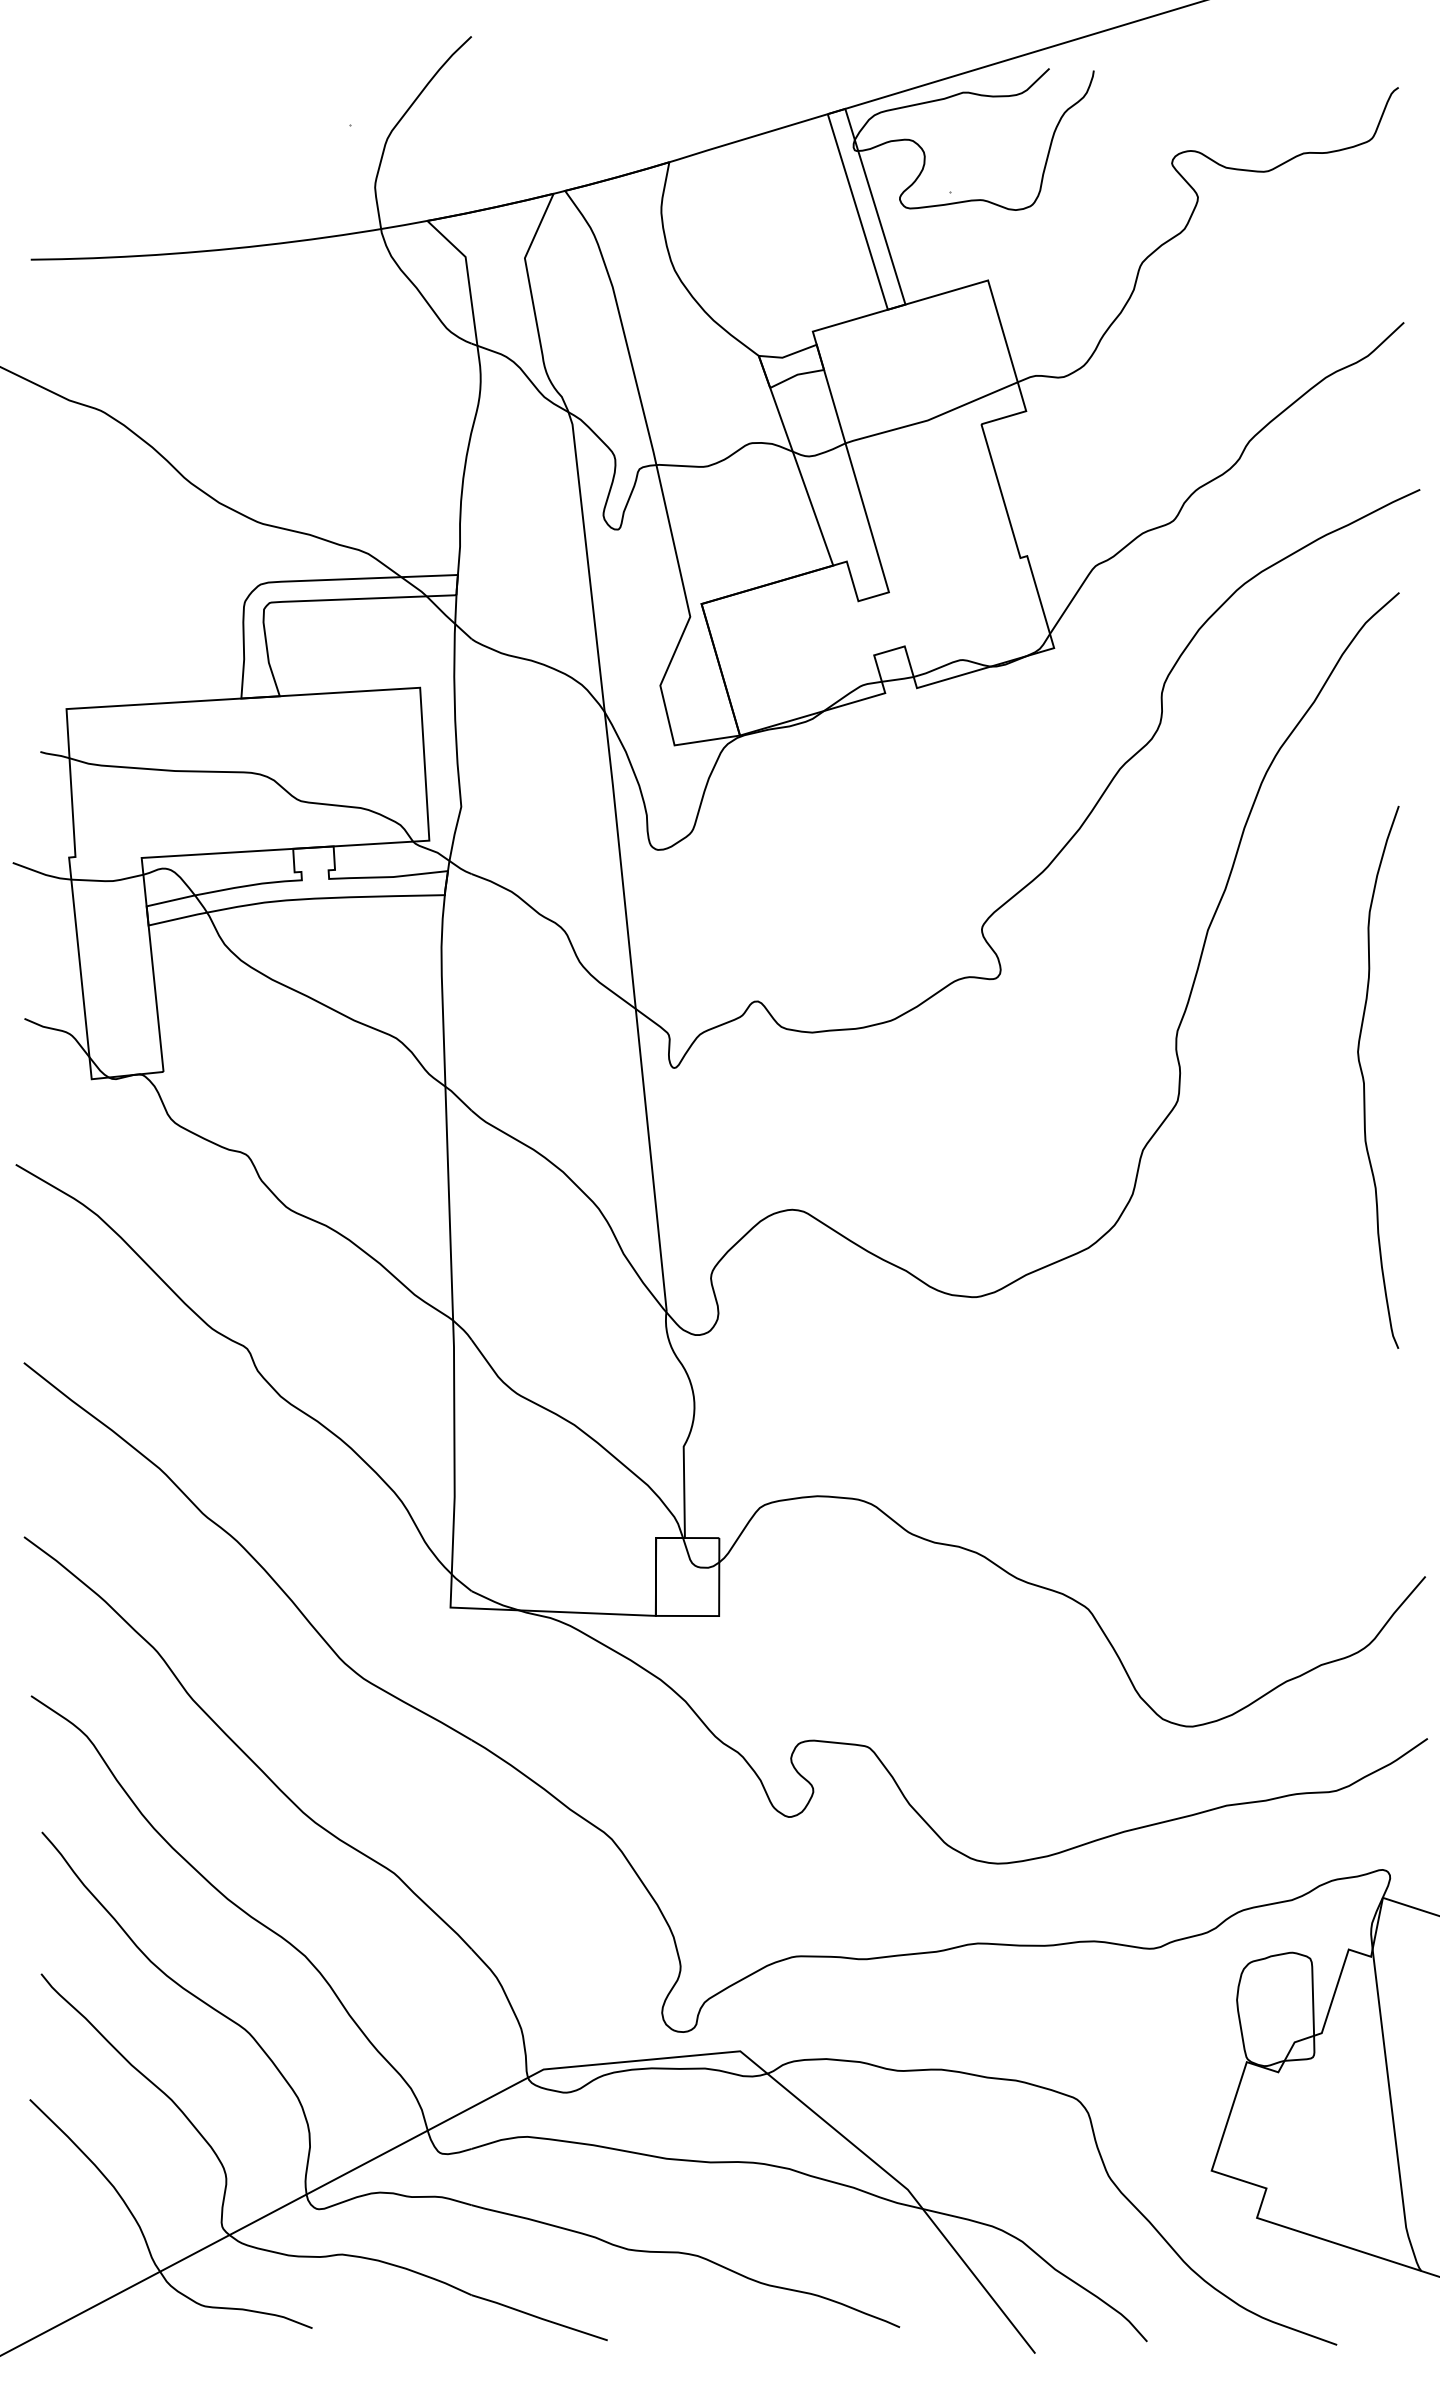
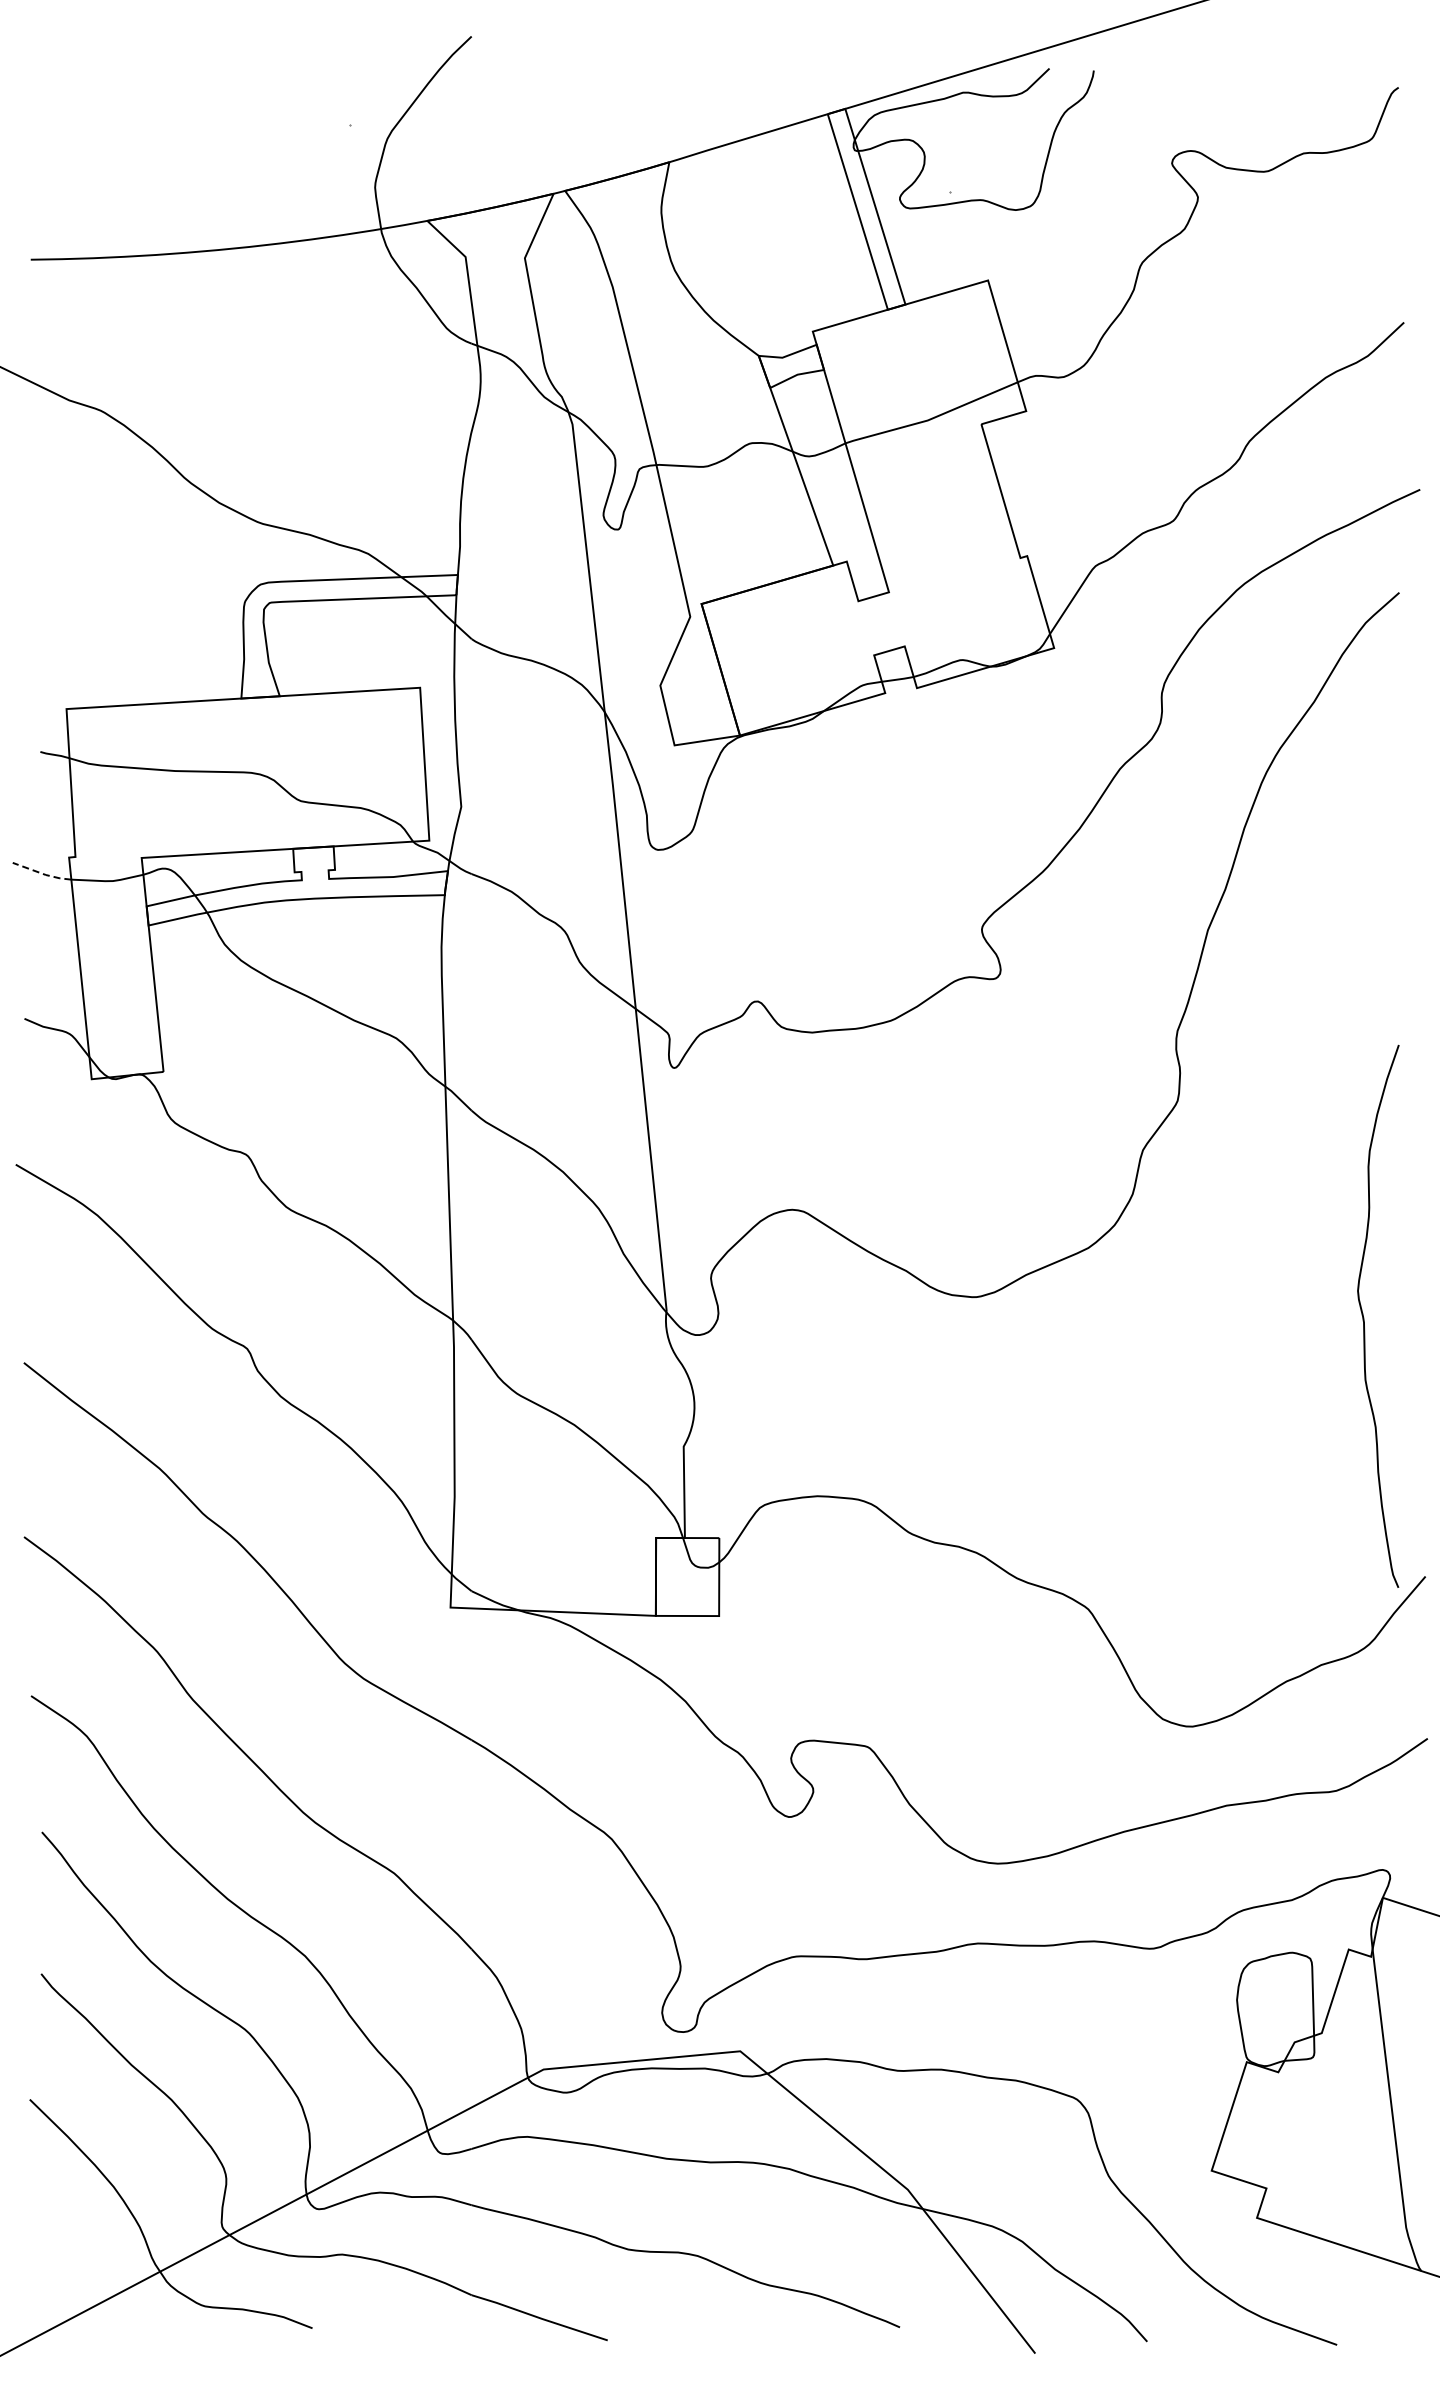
line: solid -> dashed (42, 873)
curve position: (1364, 1078) -> (1364, 1317) (1364, 1317)
